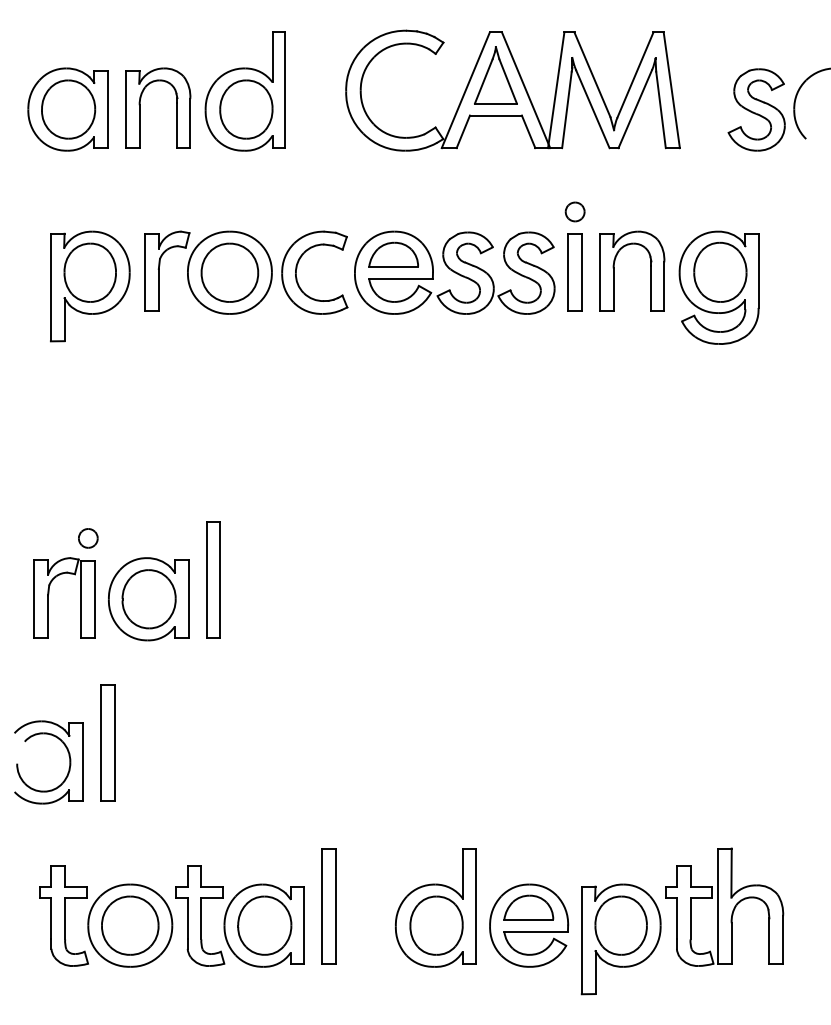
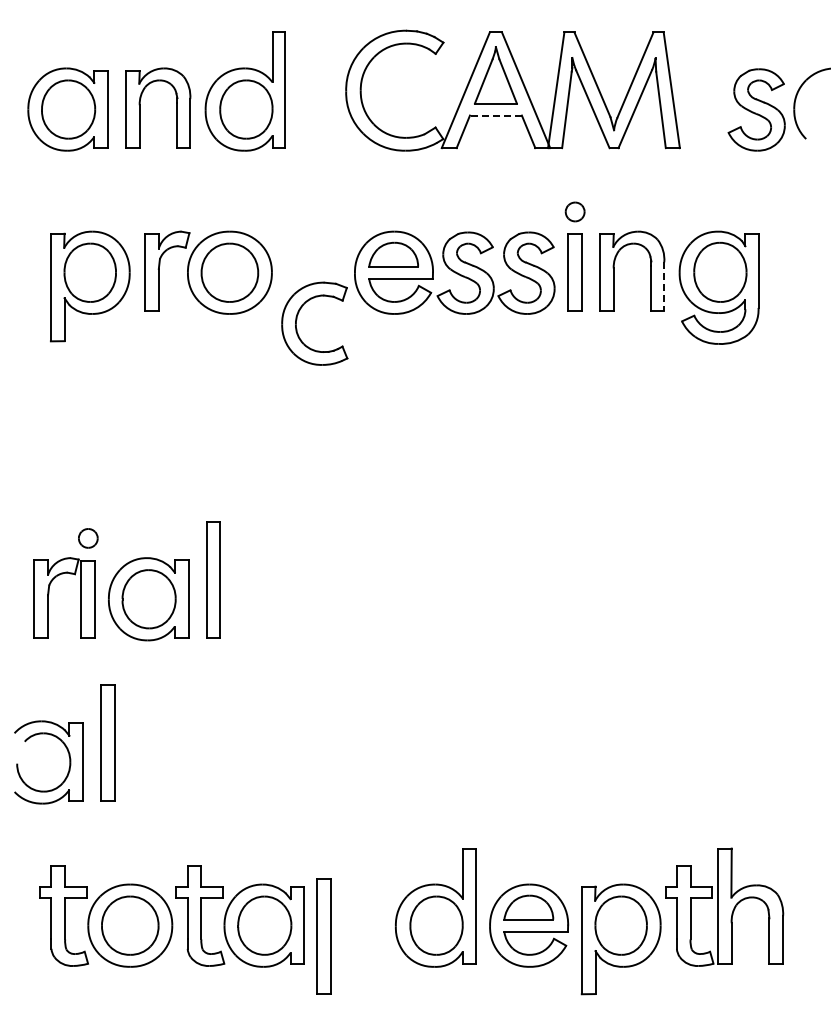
line: solid -> dashed (495, 115)
part position: (297, 268) -> (297, 319) (297, 319)
line: solid -> dashed (664, 287)
part position: (328, 906) -> (323, 936) (323, 936)
